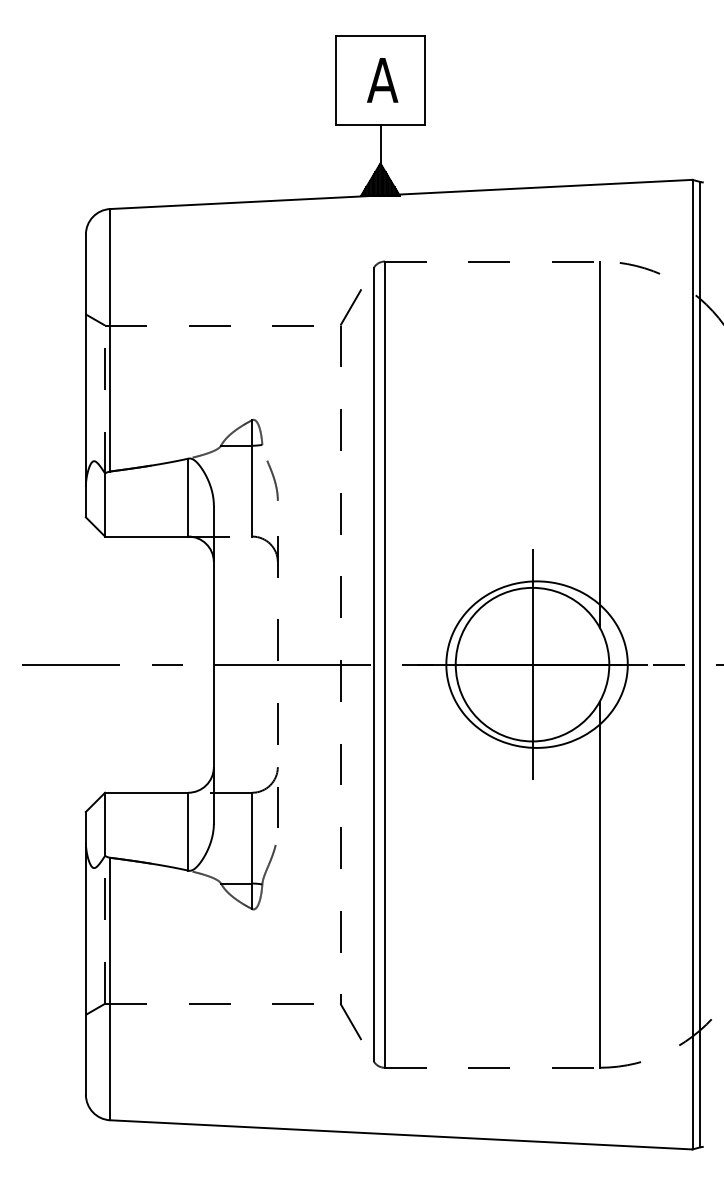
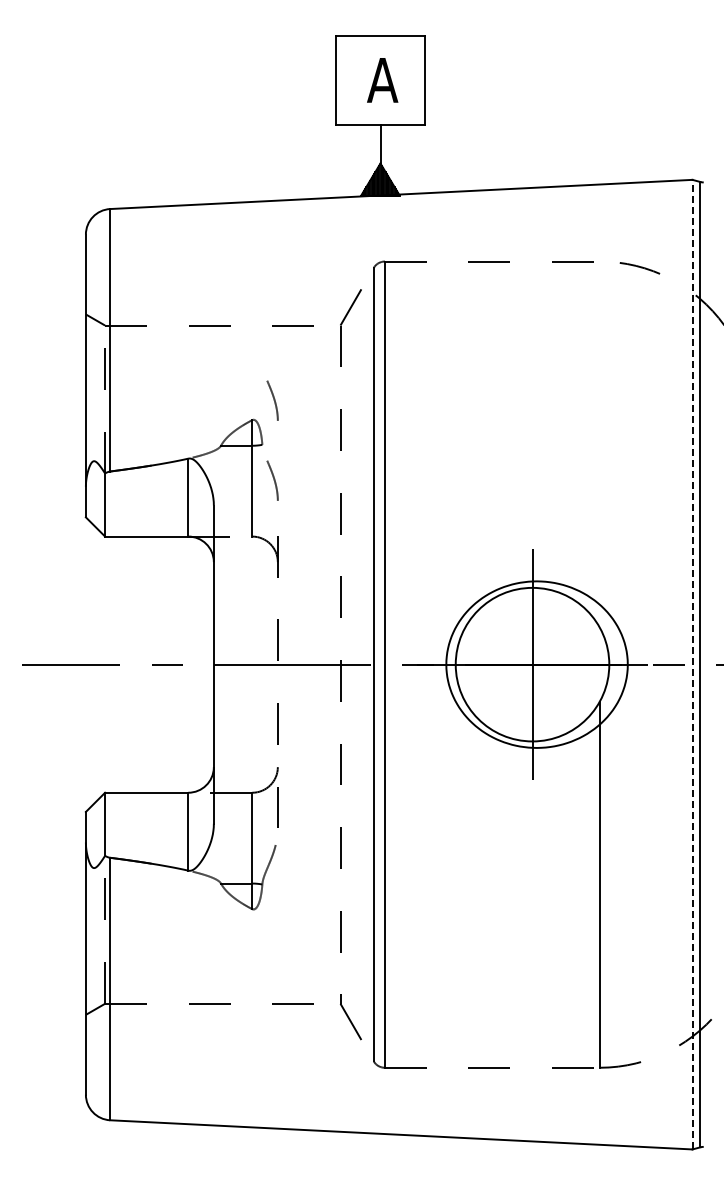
curve: none -> present (273, 400)
line: present -> none (599, 444)
line: solid -> dashed (692, 664)
